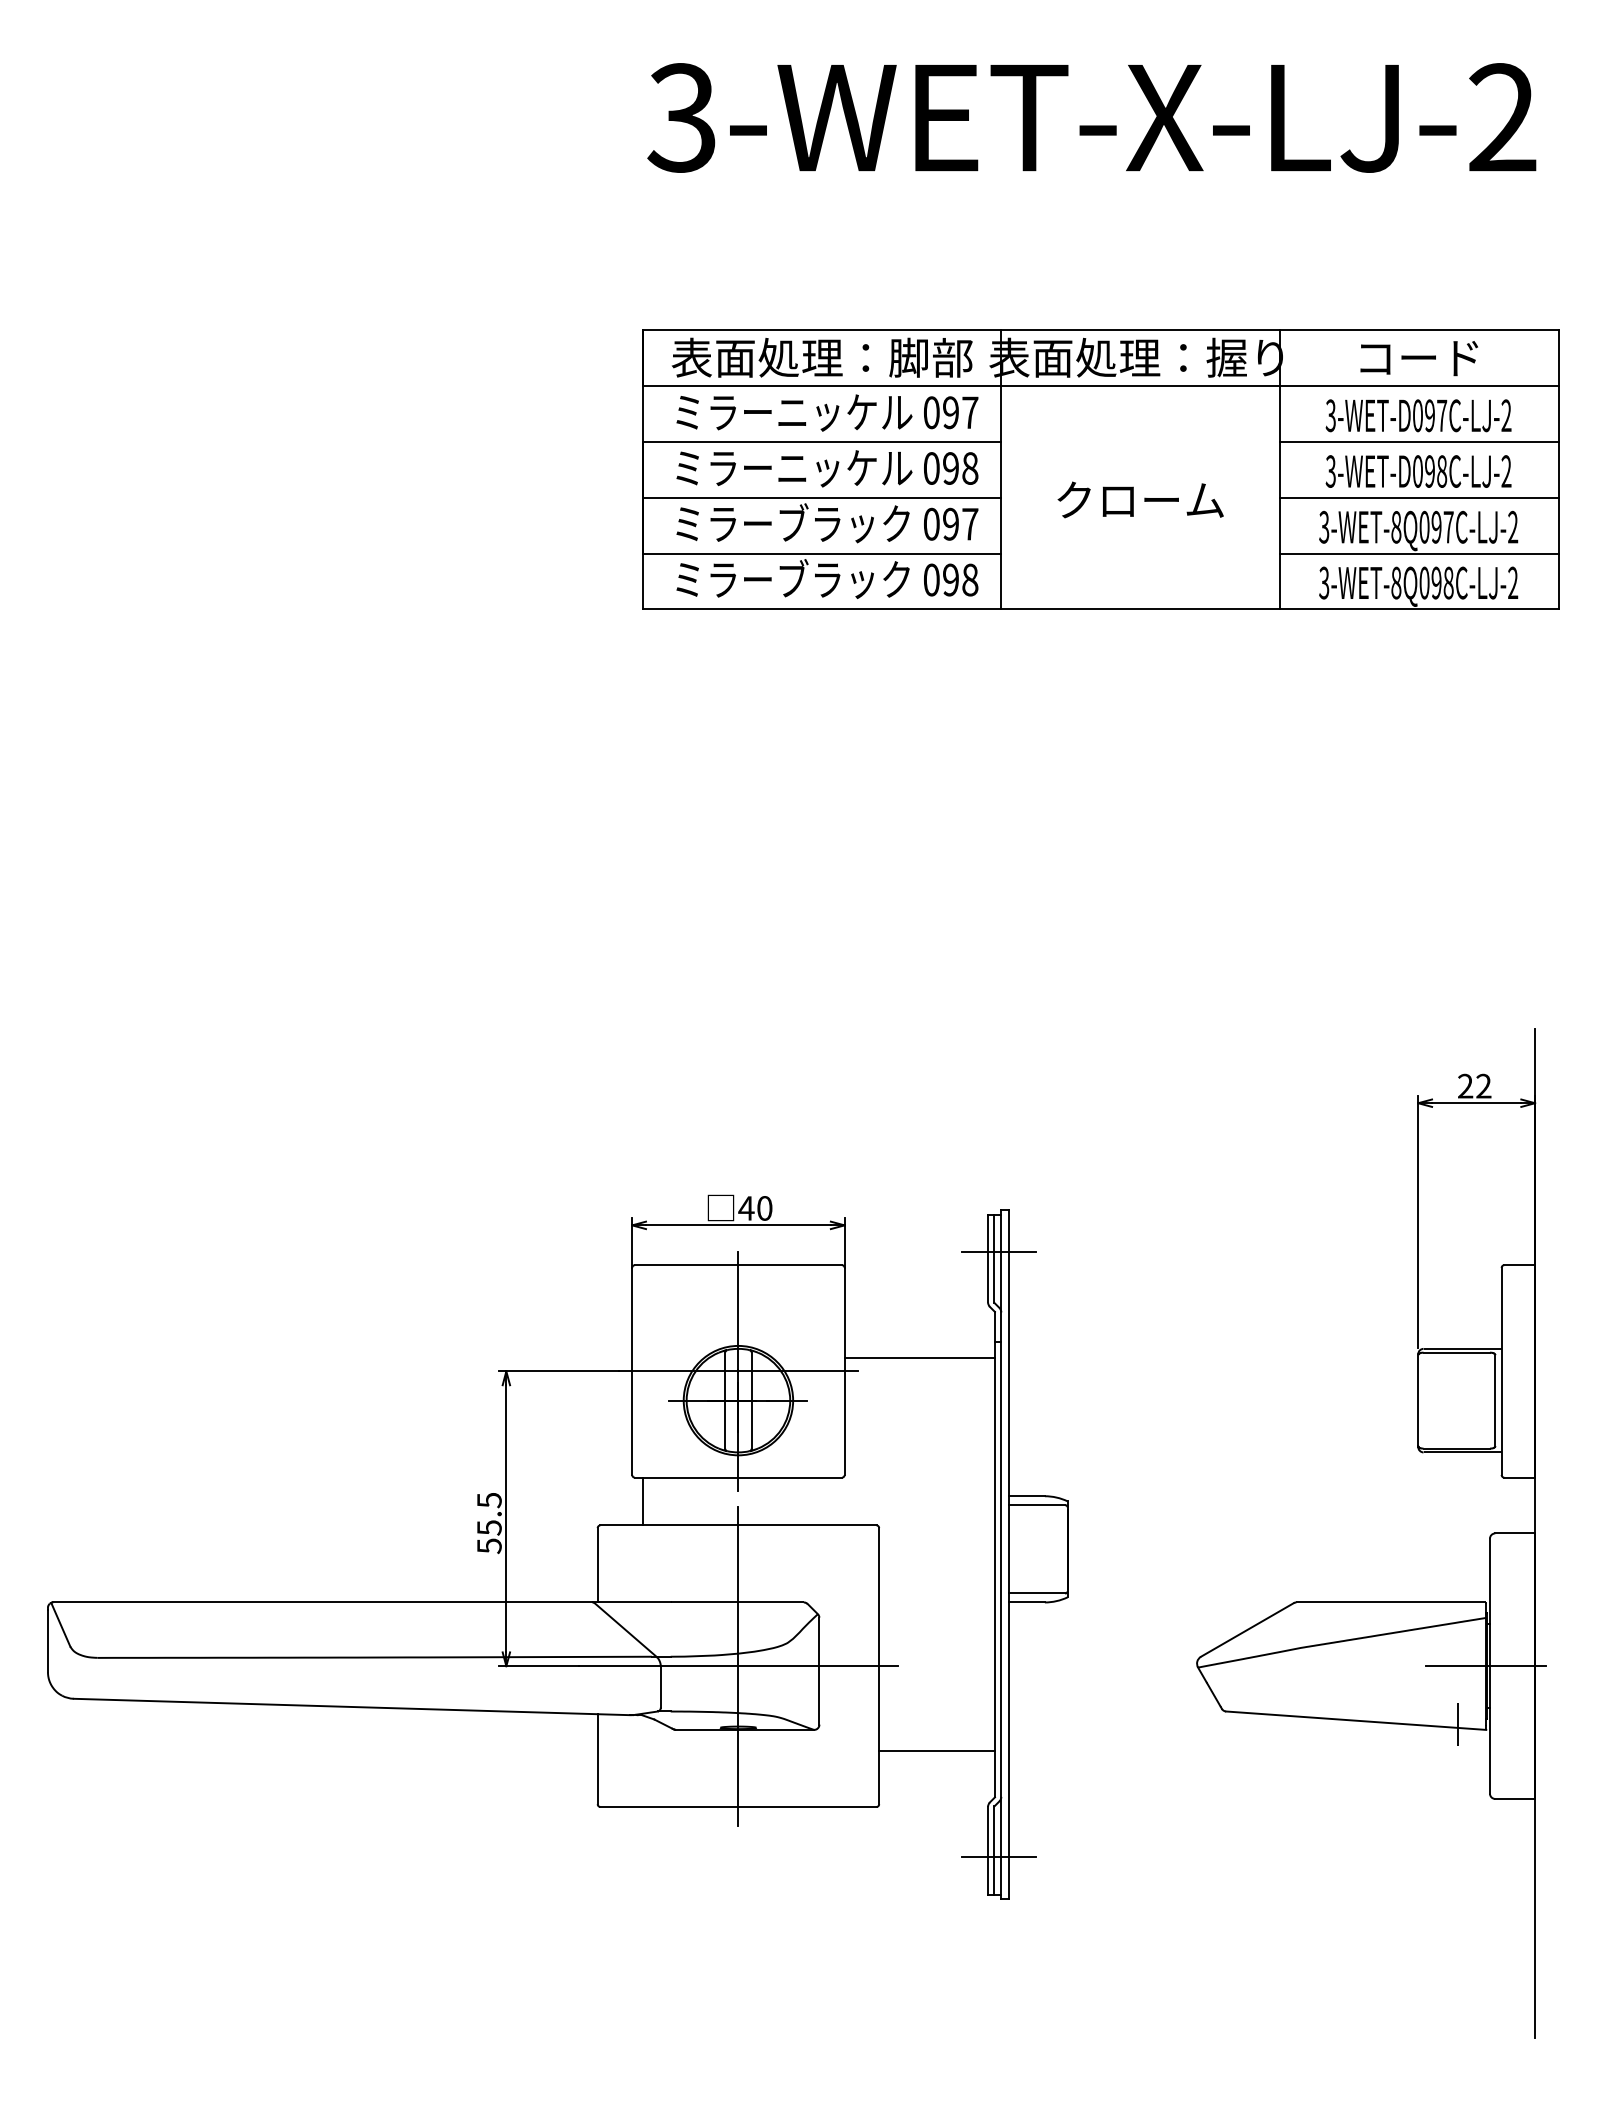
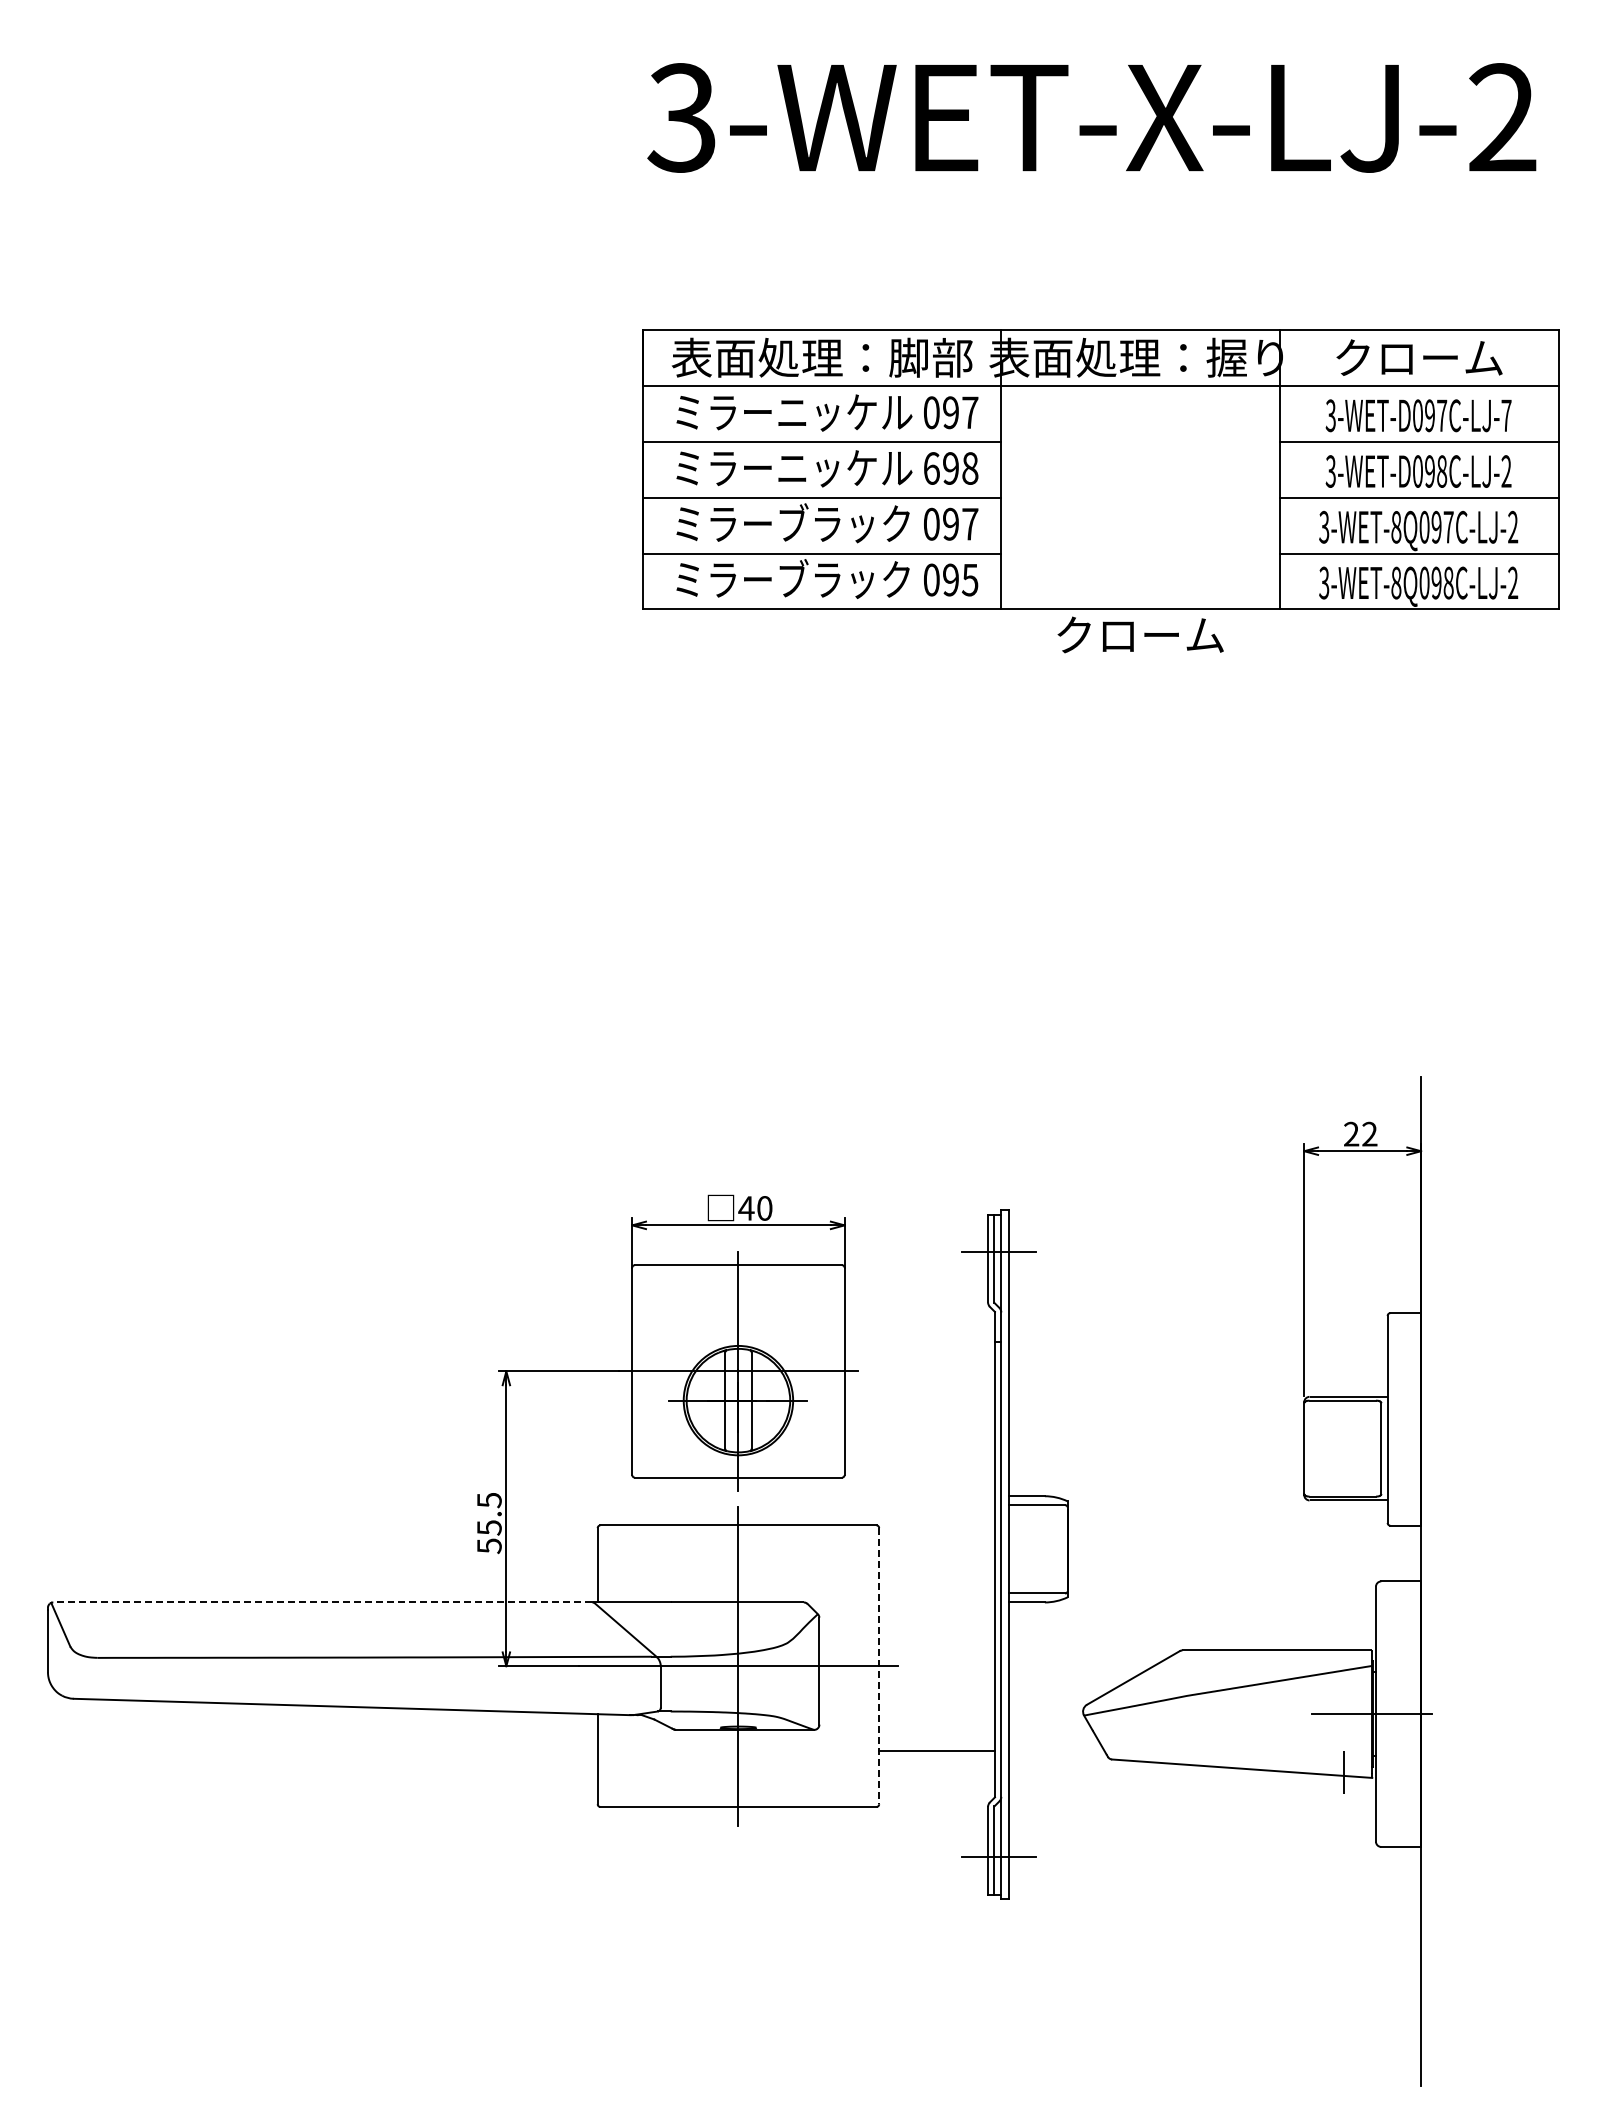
text: コード -> クローム (1419, 357)
text: 3-WET-D097C-LJ-2 -> 3-WET-D097C-LJ-7 (1506, 415)
text: 098 -> 698 (931, 468)
text position: (1140, 499) -> (1140, 634) (1140, 634)
text: 098 -> 095 (969, 579)
line: present -> none (919, 1358)
line: present -> none (642, 1501)
part position: (1371, 1601) -> (1257, 1649) (1257, 1649)
line: solid -> dashed (322, 1602)
line: solid -> dashed (879, 1666)
